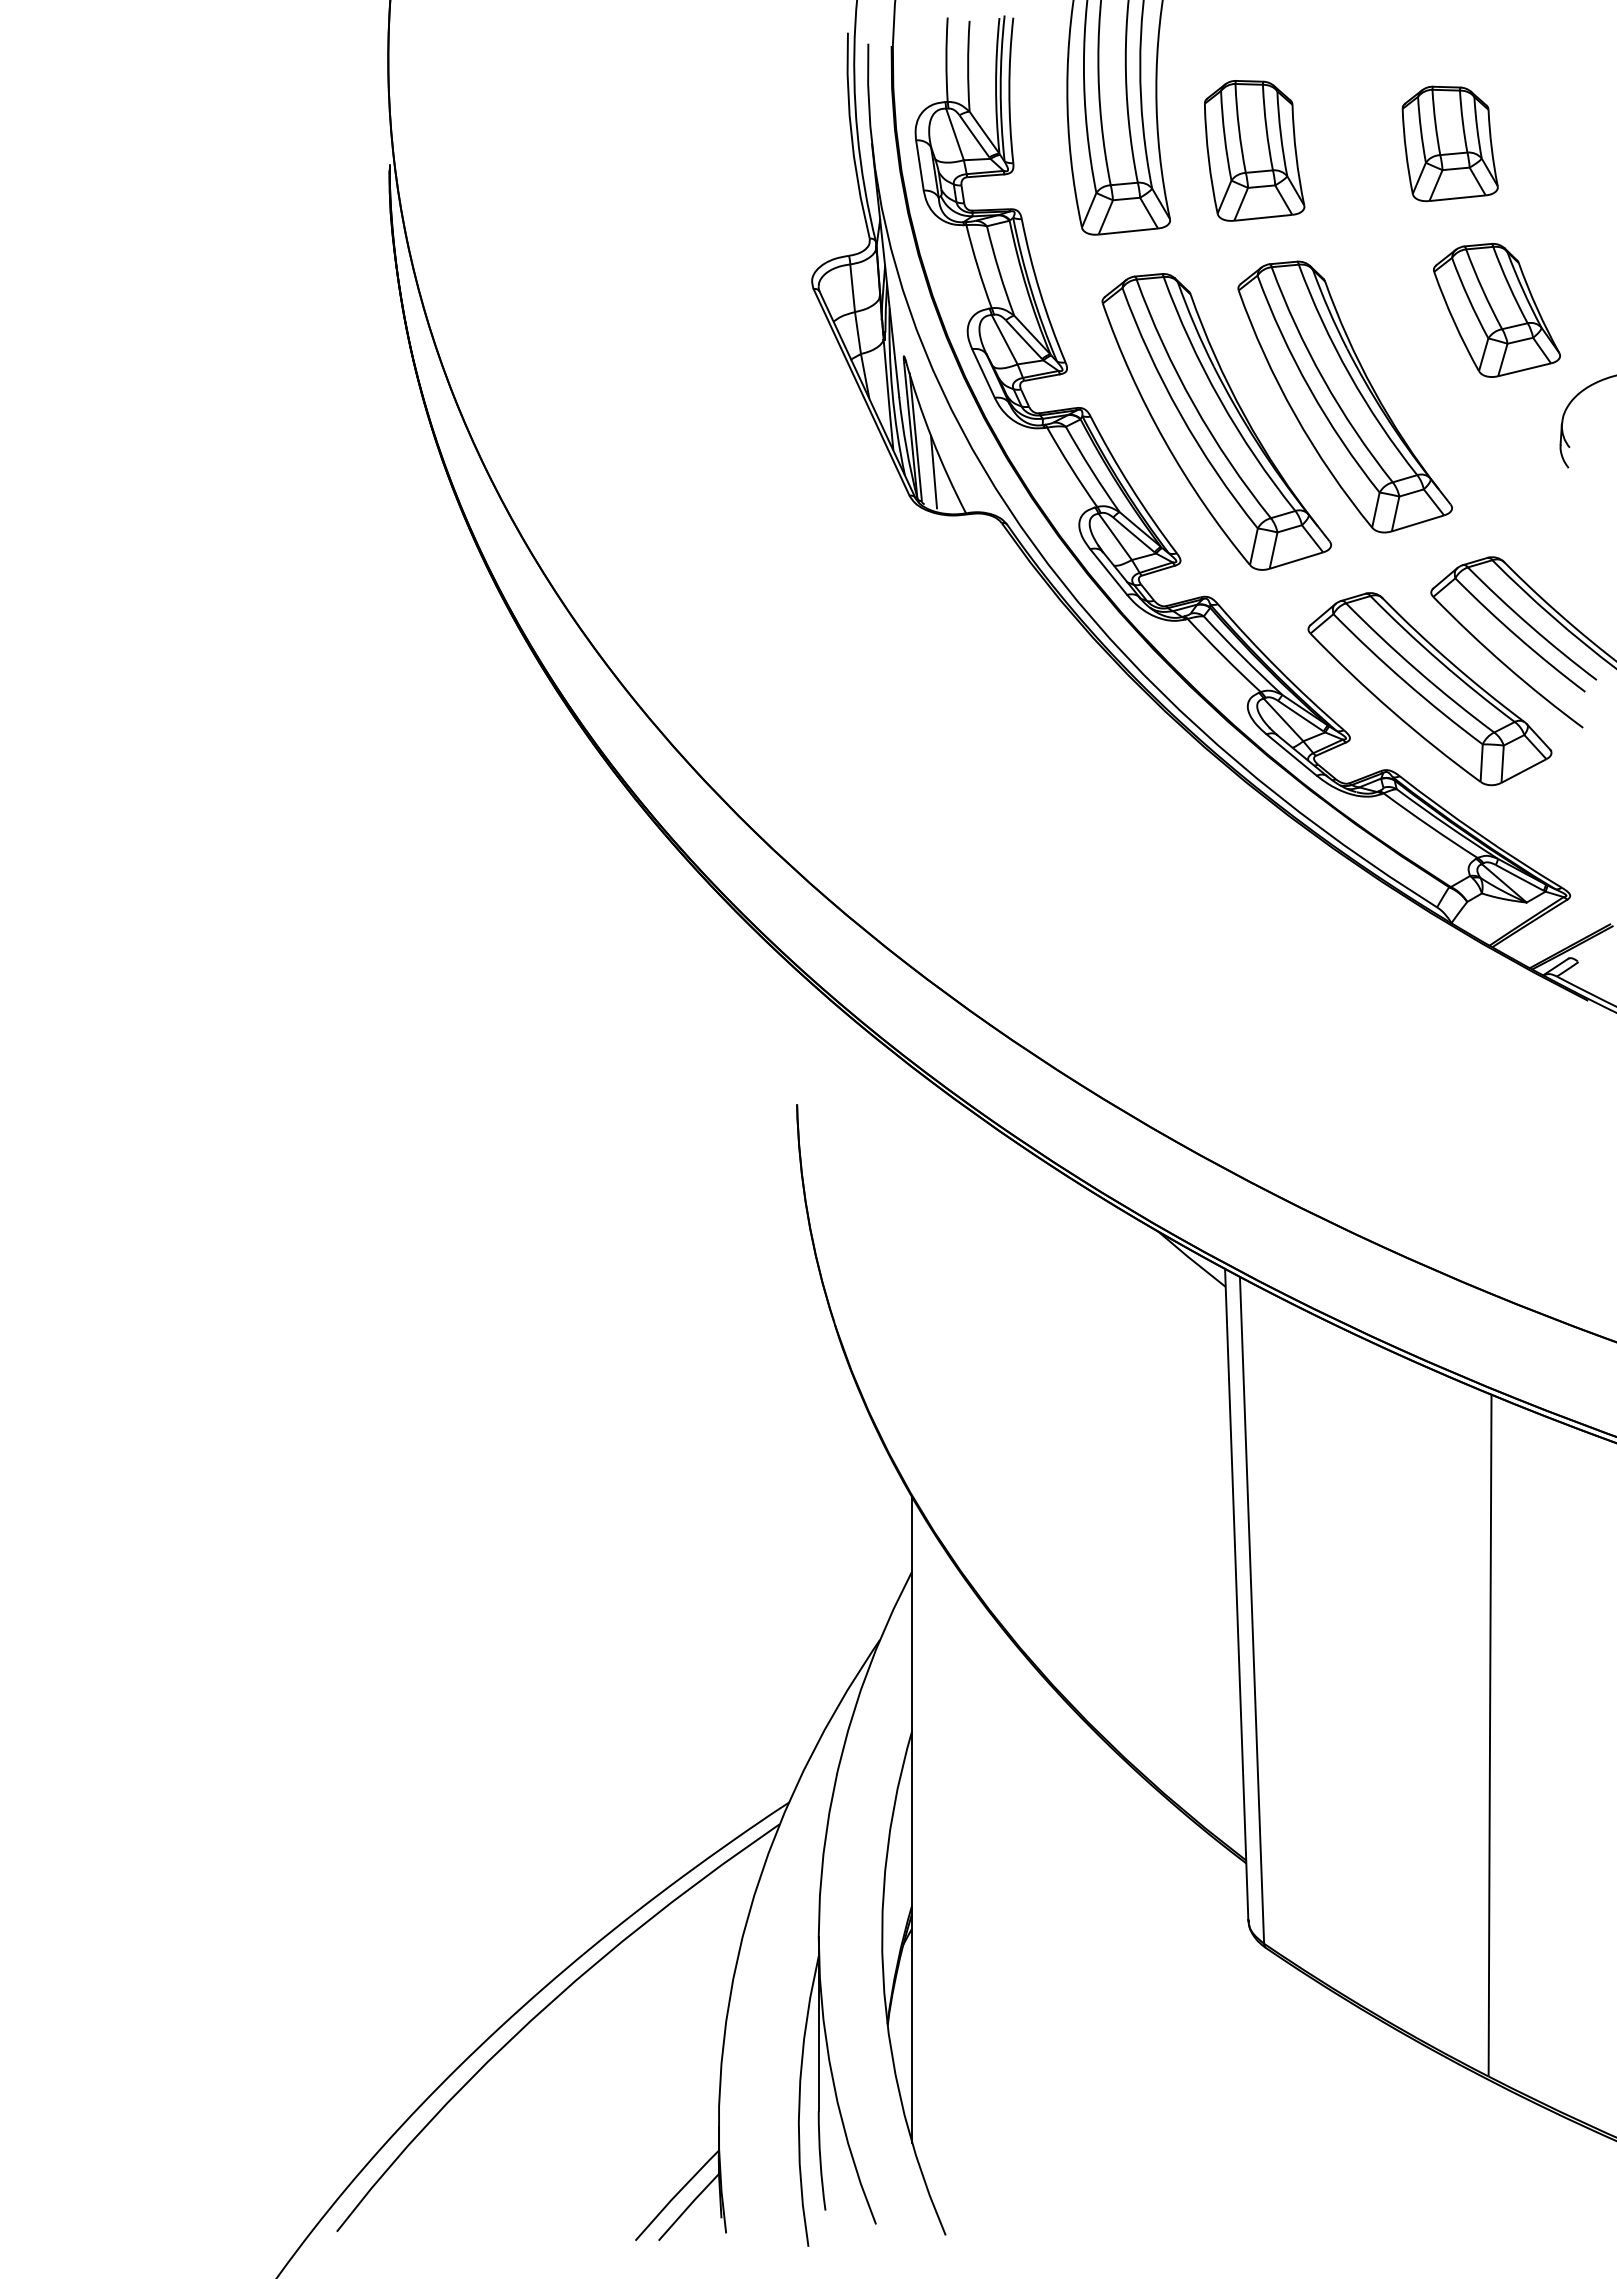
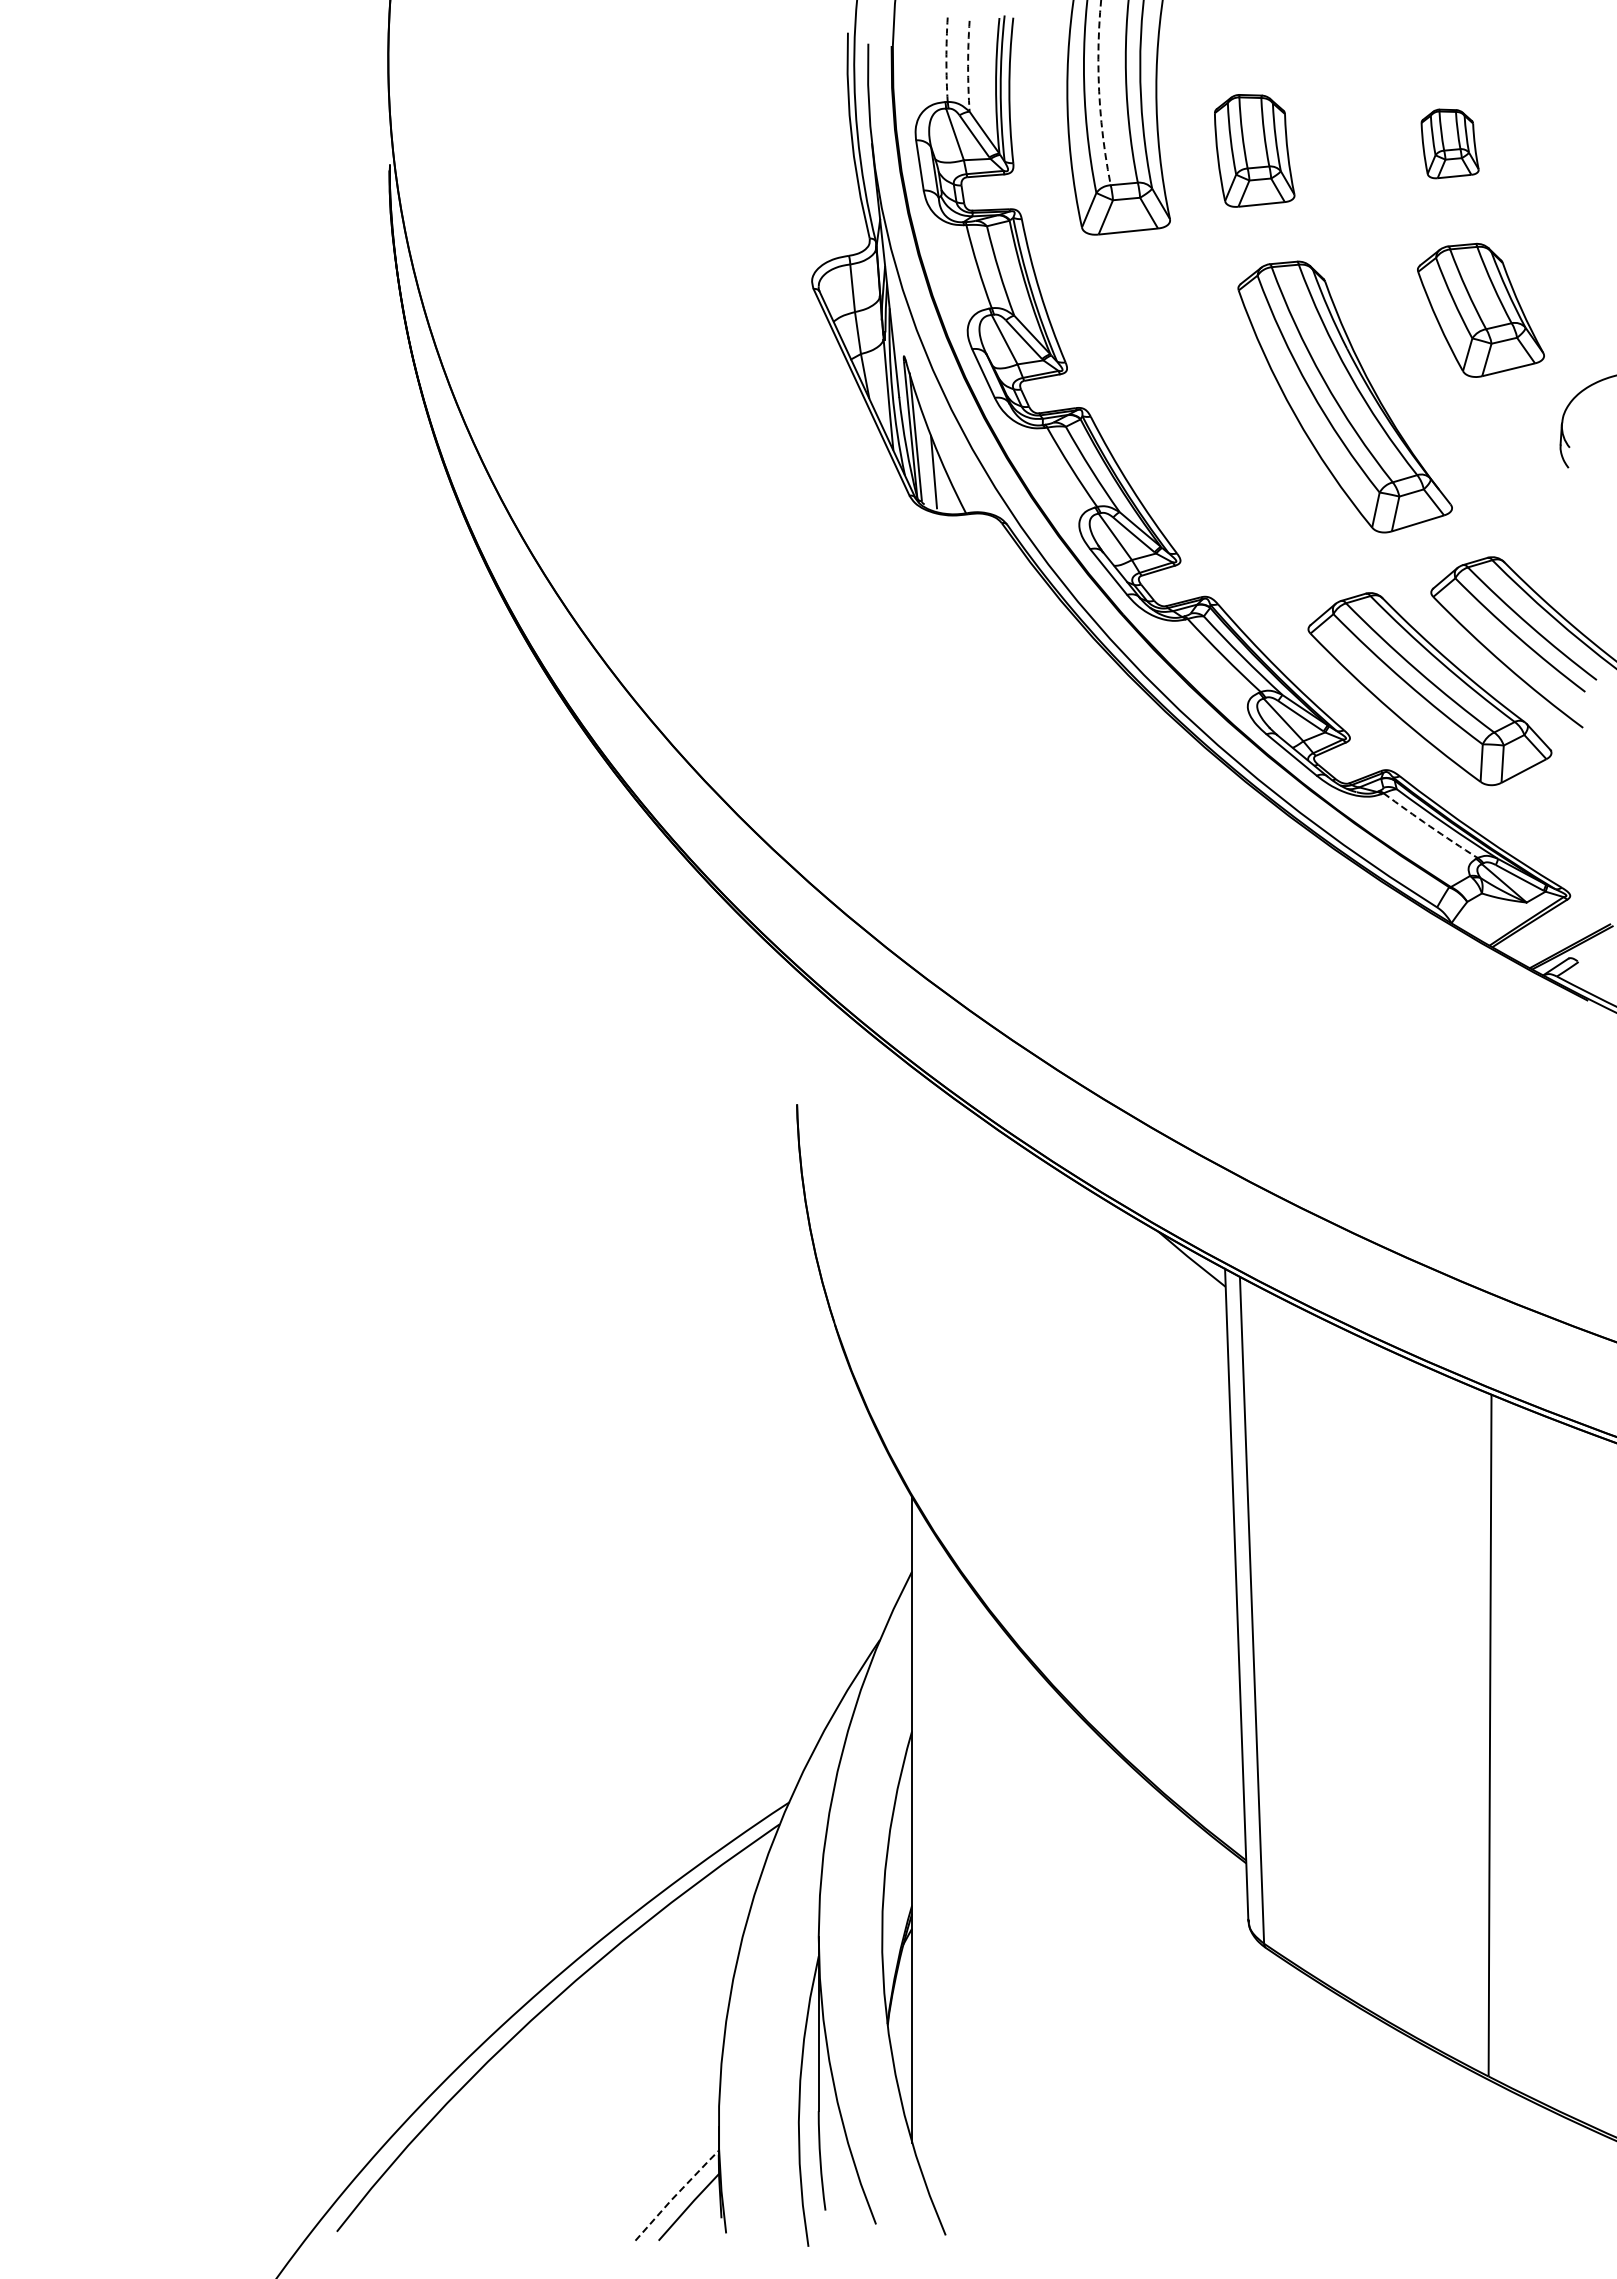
arc: solid -> dashed (946, 59)
arc: solid -> dashed (968, 66)
arc: solid -> dashed (1099, 93)
part size: 98x118 px -> 60x72 px (1449, 143)
part size: 102x142 px -> 82x114 px (1254, 150)
part position: (1496, 309) -> (1480, 309) (1480, 309)
part: present -> none (1216, 421)
arc: solid -> dashed (1430, 826)
line: solid -> dashed (676, 2194)
